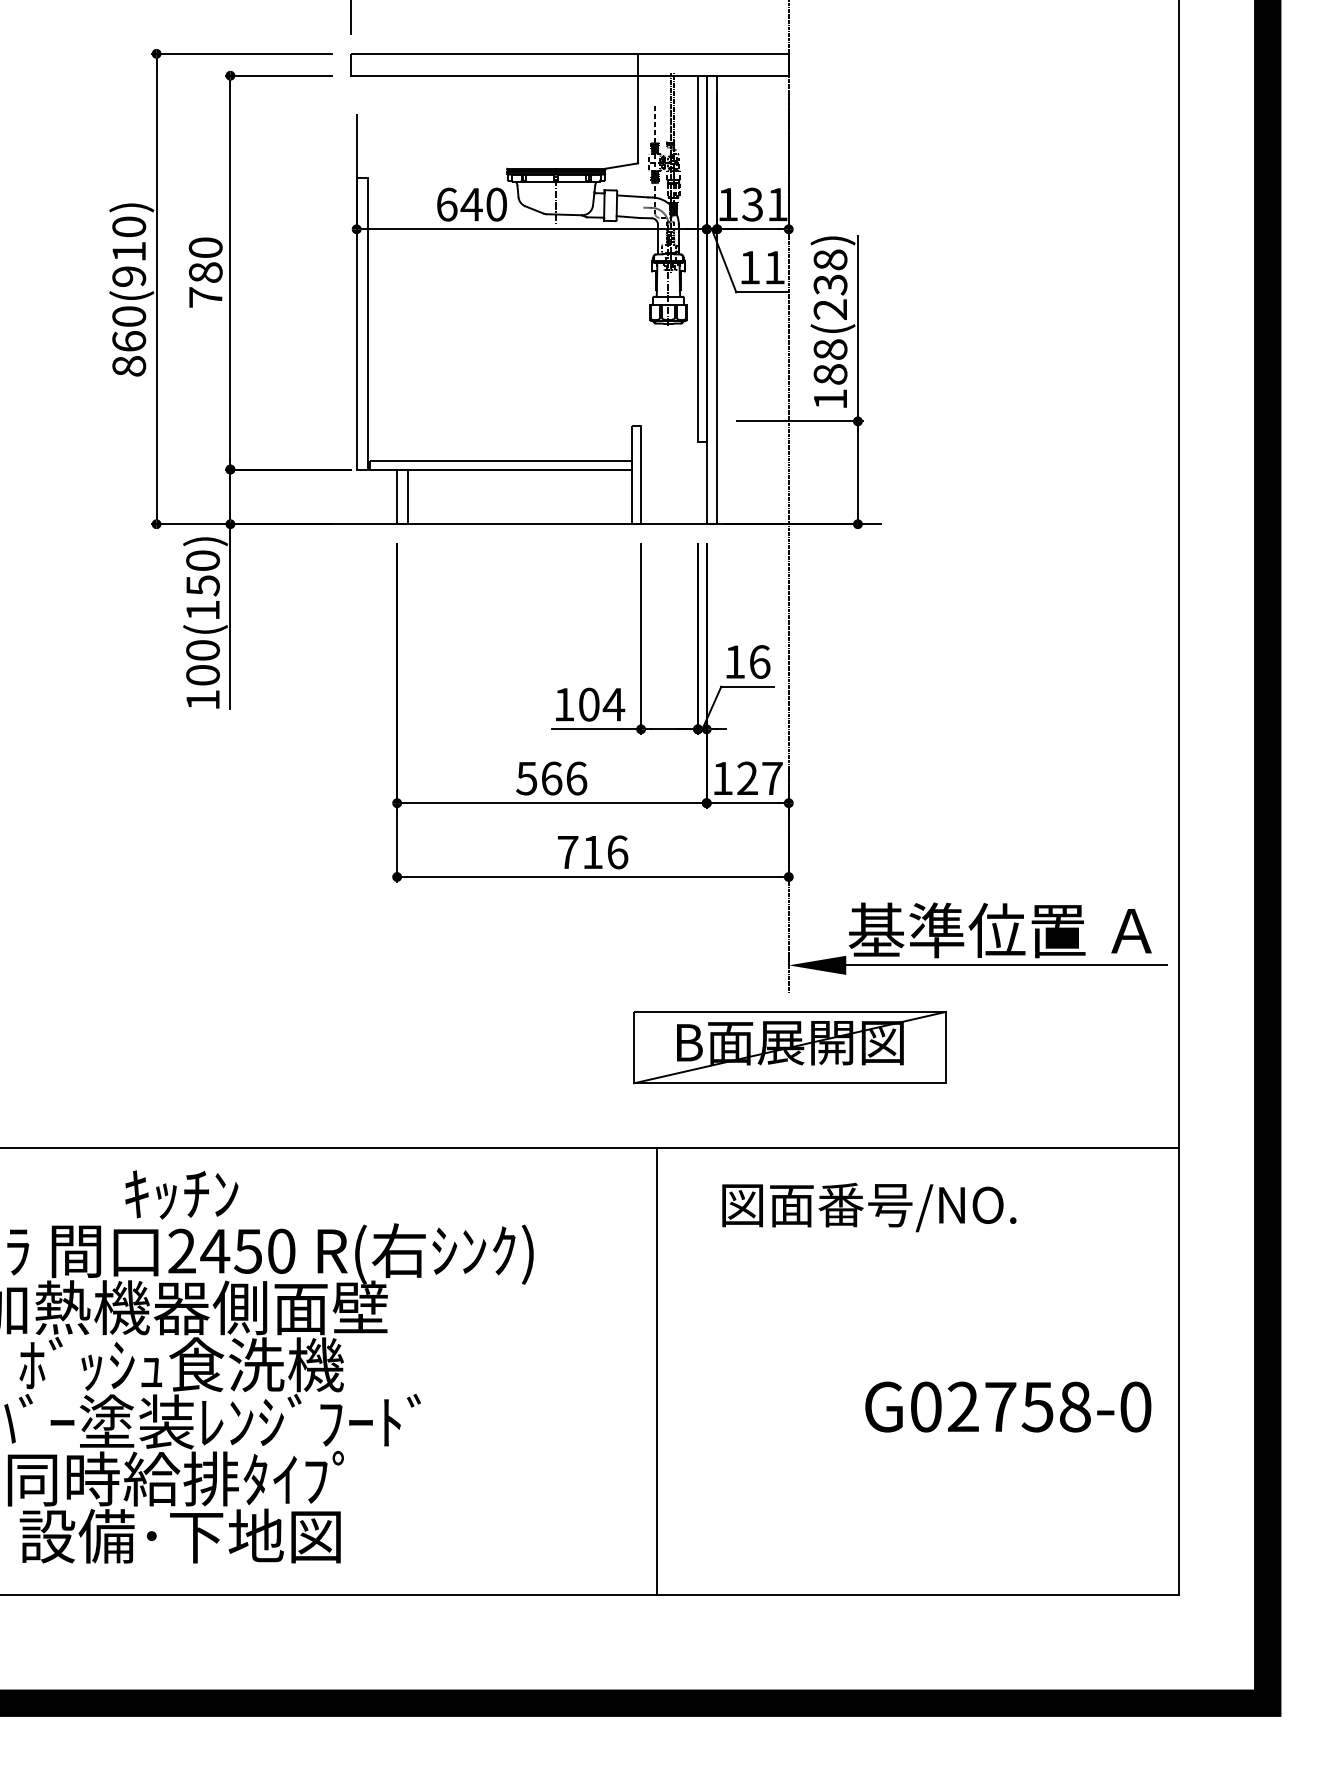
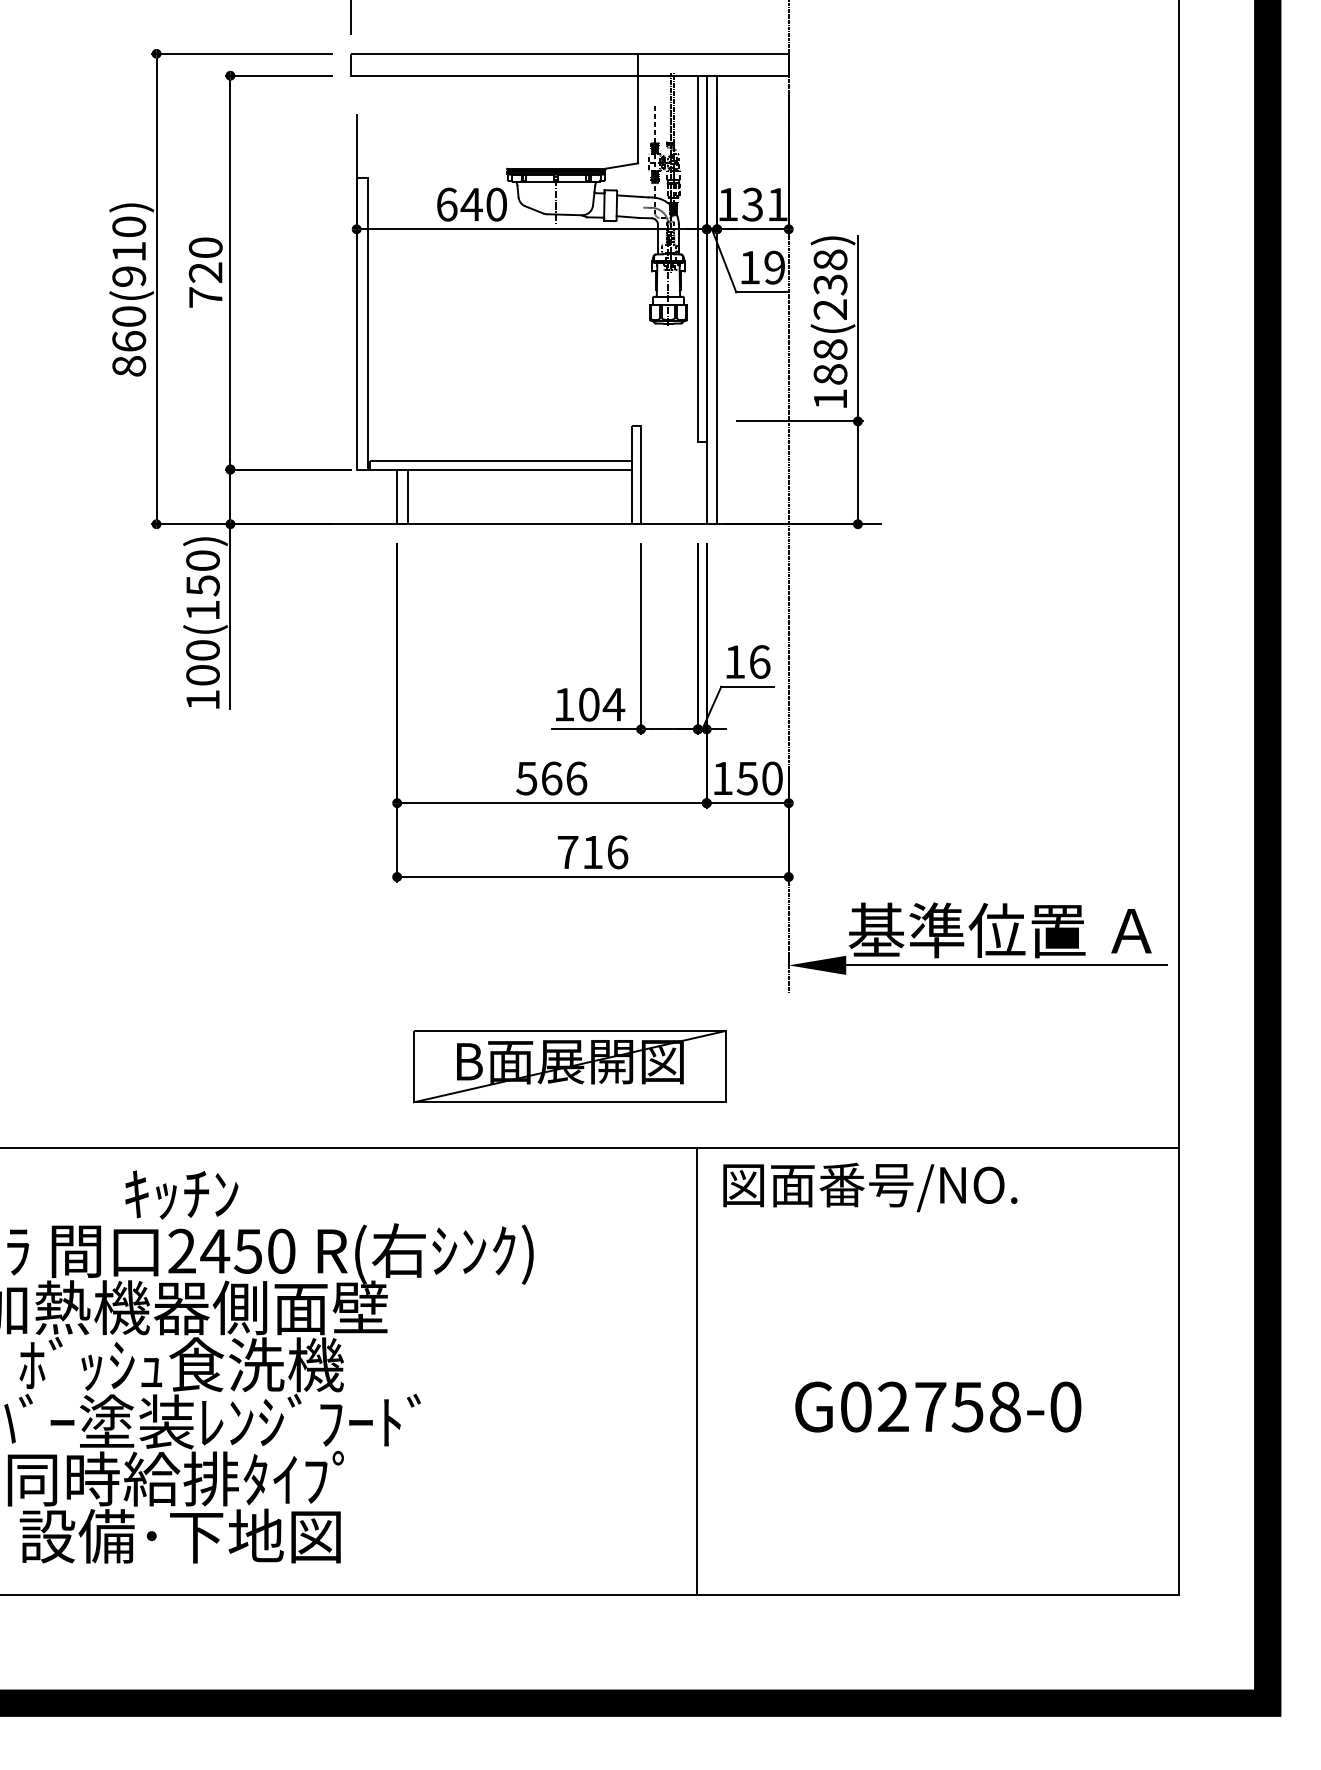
text: 11 -> 19 (774, 267)
text: 780 -> 720 (205, 272)
text: 127 -> 150 (759, 778)
part position: (789, 1047) -> (569, 1066) (569, 1066)
text position: (869, 1207) -> (870, 1187) (870, 1187)
line position: (657, 1370) -> (697, 1370) (697, 1370)
text position: (1008, 1406) -> (938, 1406) (938, 1406)
